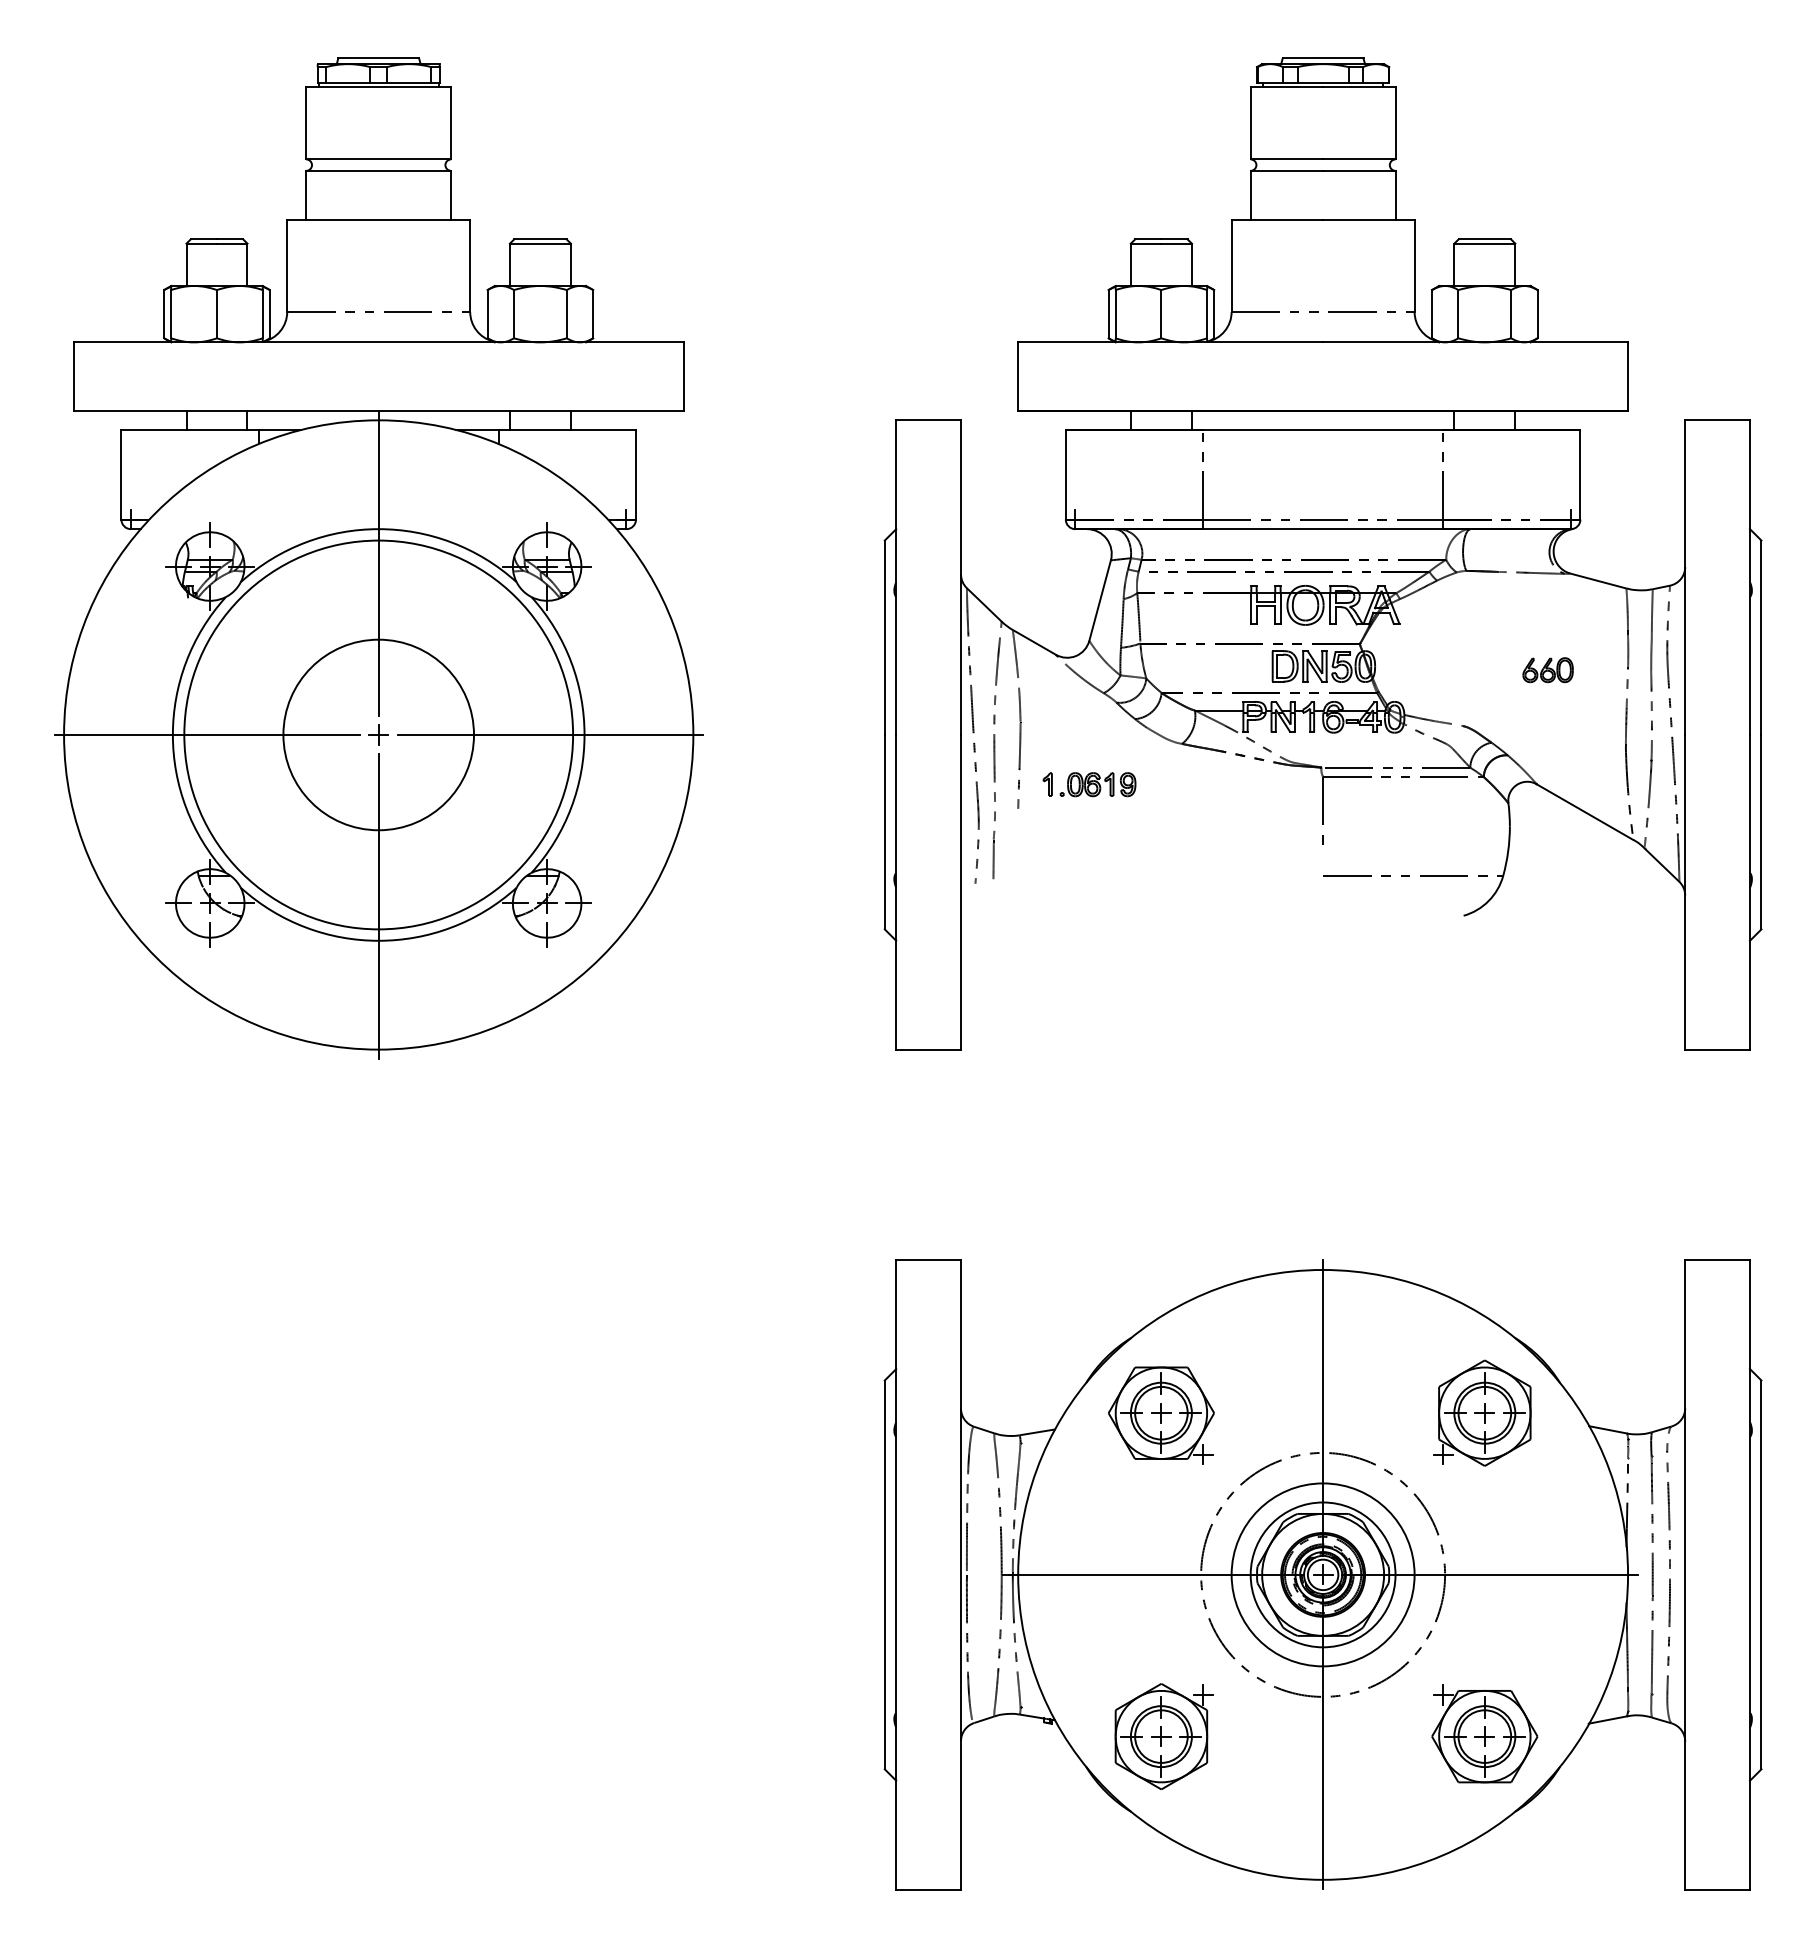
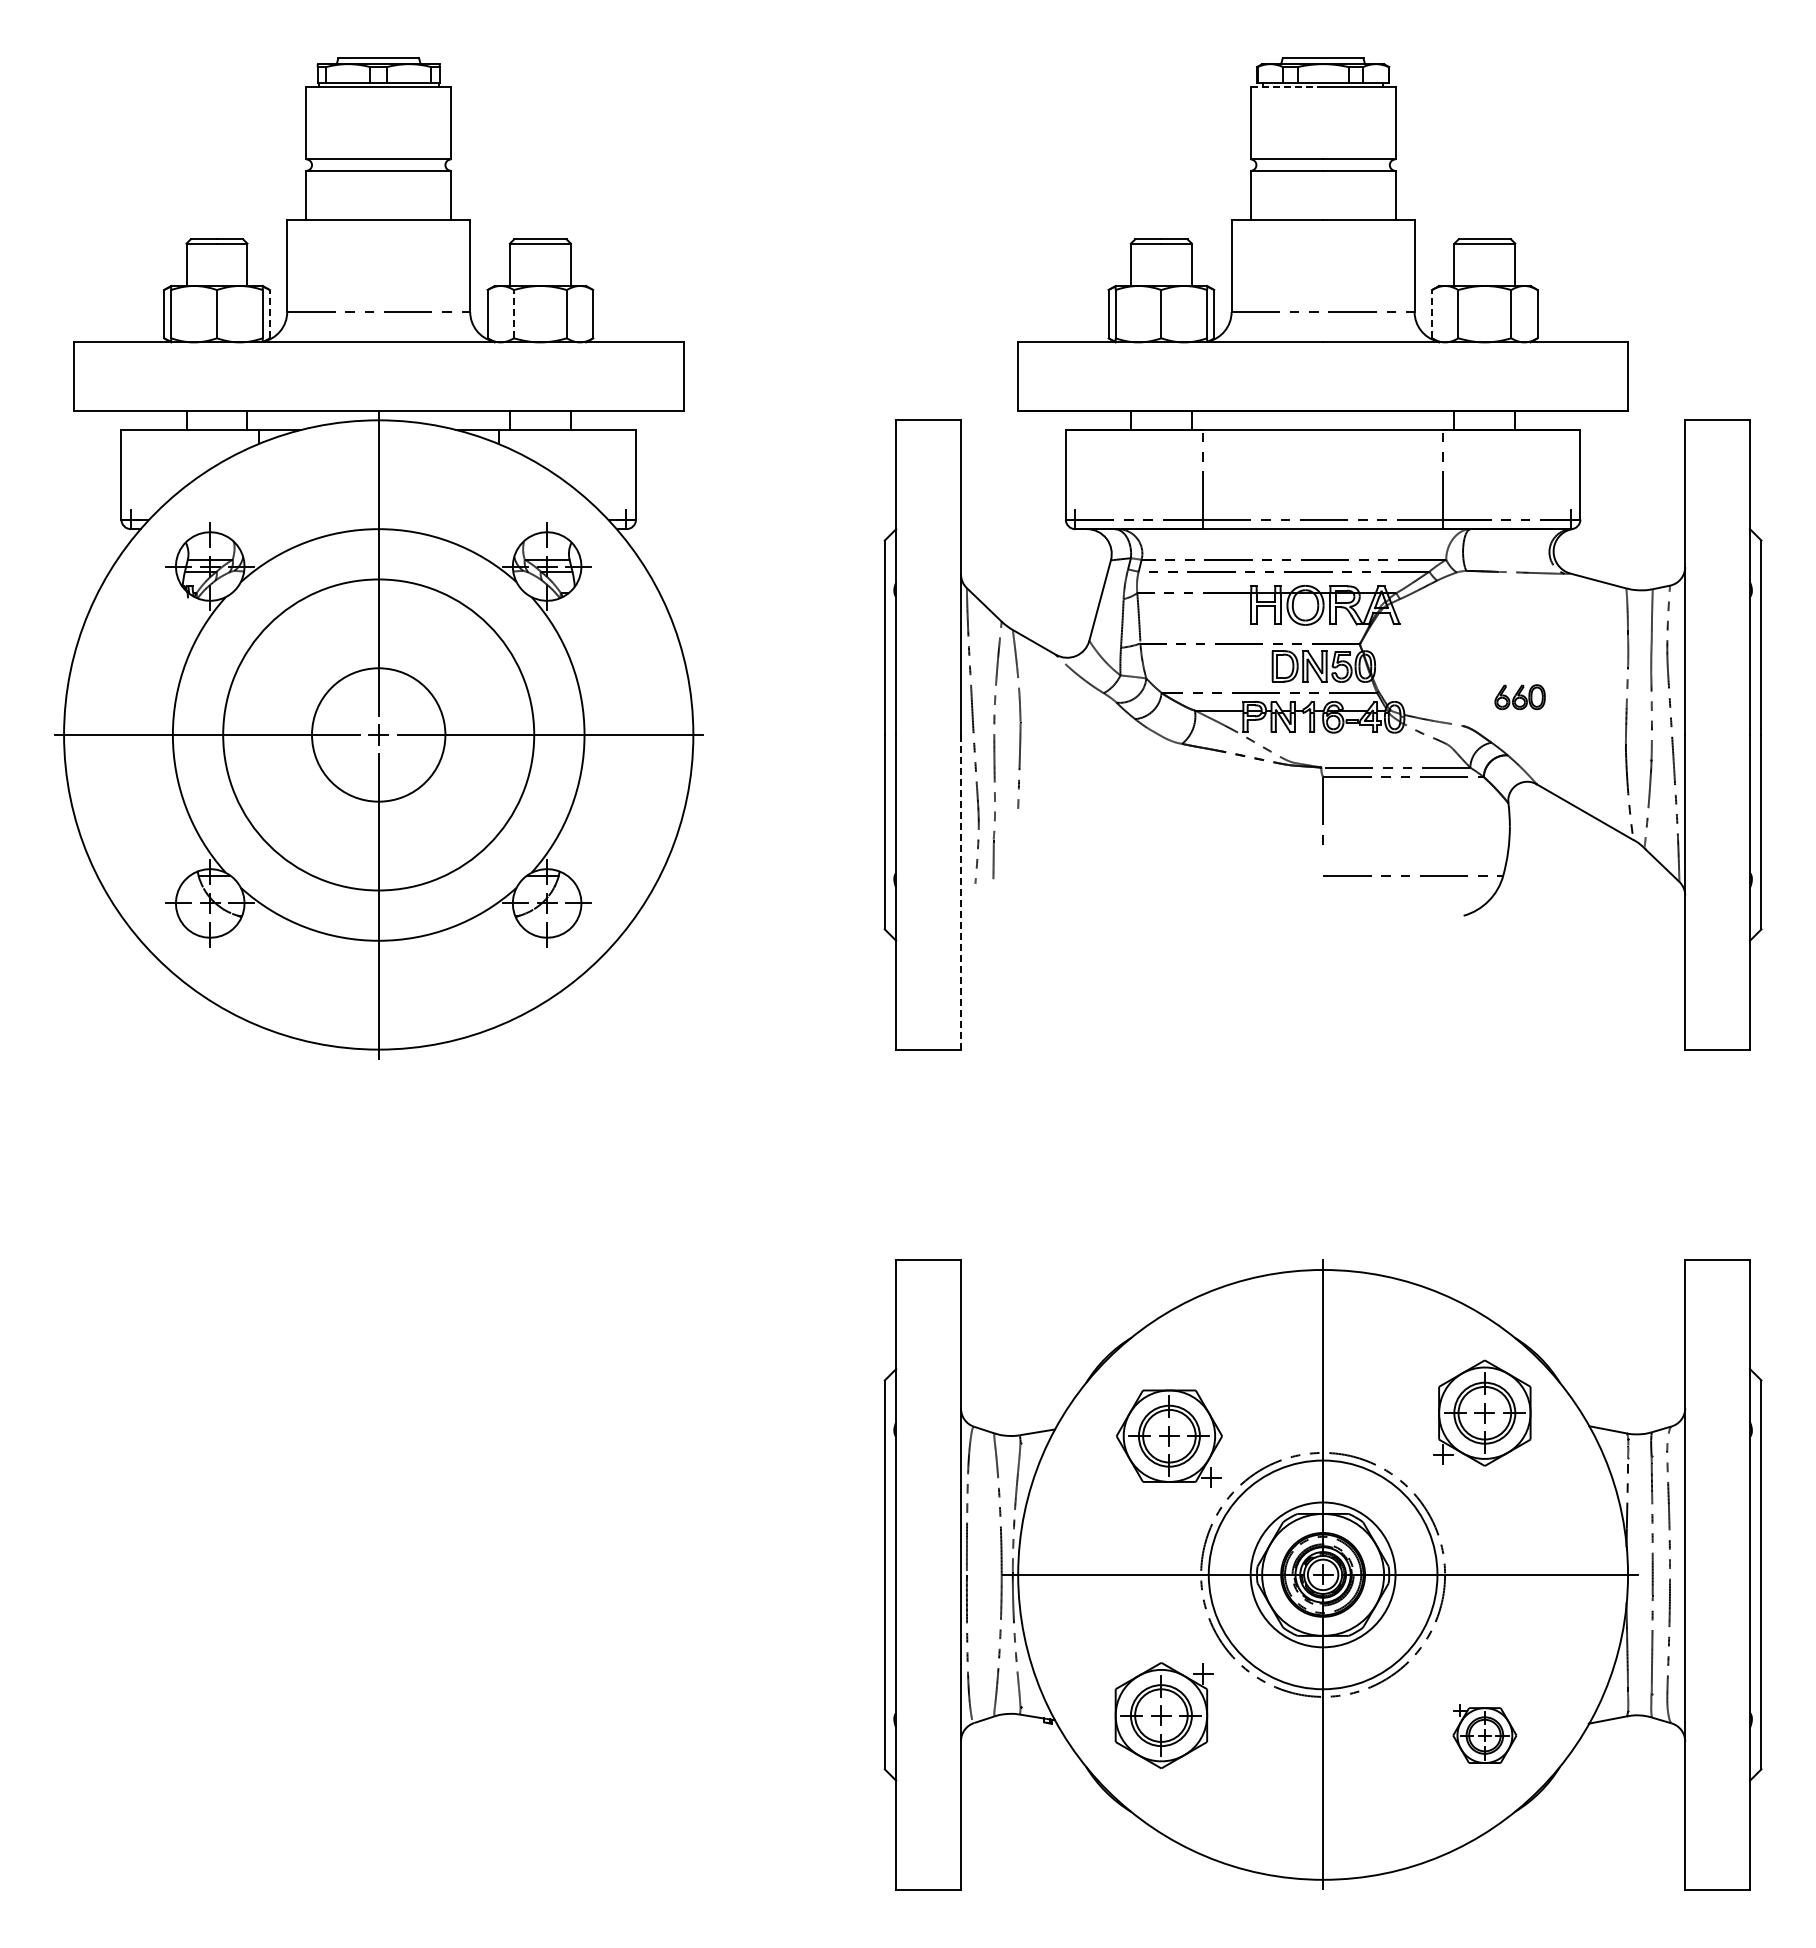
line: solid -> dashed (1287, 87)
line: solid -> dashed (269, 313)
line: solid -> dashed (514, 313)
line: solid -> dashed (1432, 313)
part position: (1547, 670) -> (1519, 697) (1519, 697)
circle diameter: 191 px -> 133 px (378, 734)
circle diameter: 389 px -> 311 px (378, 734)
part: present -> none (1089, 784)
line: solid -> dashed (961, 891)
part position: (1161, 1415) -> (1169, 1438) (1169, 1438)
circle diameter: 183 px -> 229 px (1322, 1574)
part size: 108x100 px -> 66x60 px (1484, 1733)
part position: (1163, 1736) -> (1163, 1715) (1163, 1715)
